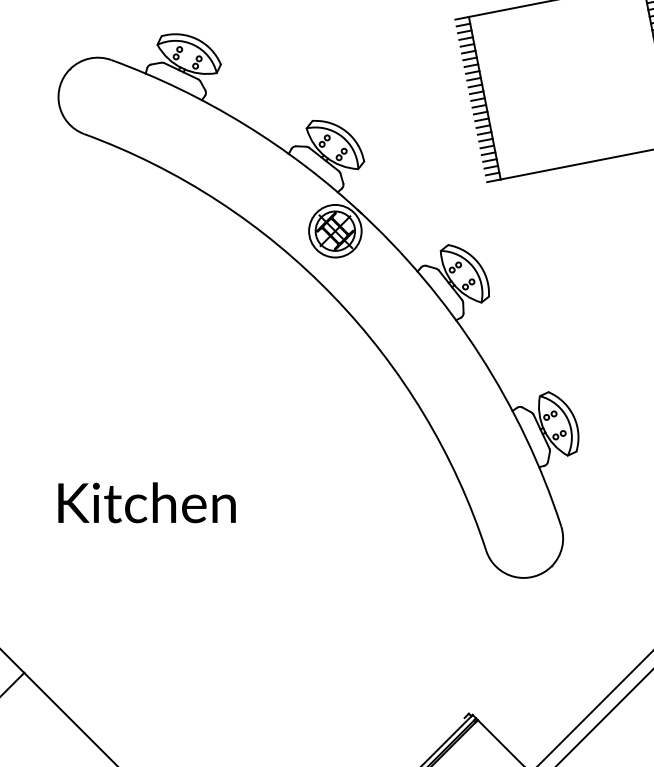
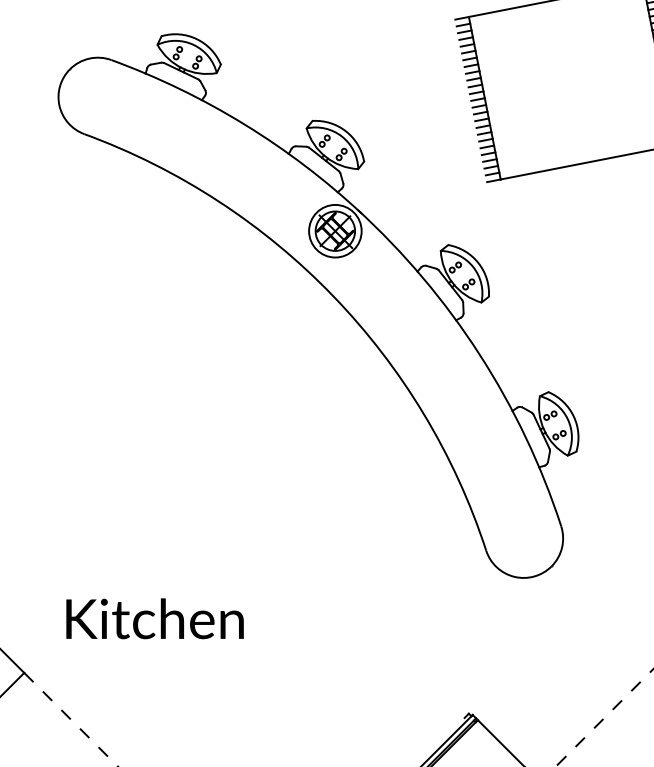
text position: (146, 502) -> (154, 618) (154, 618)
line: present -> none (595, 707)
line: solid -> dashed (604, 718)
line: solid -> dashed (71, 720)
